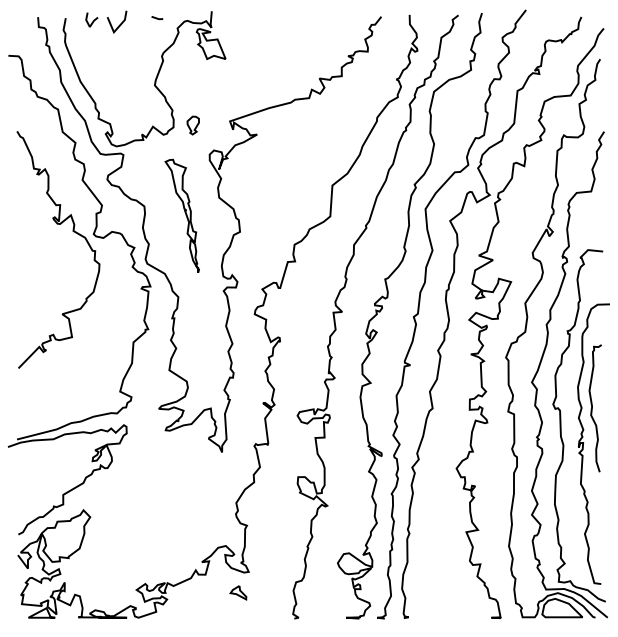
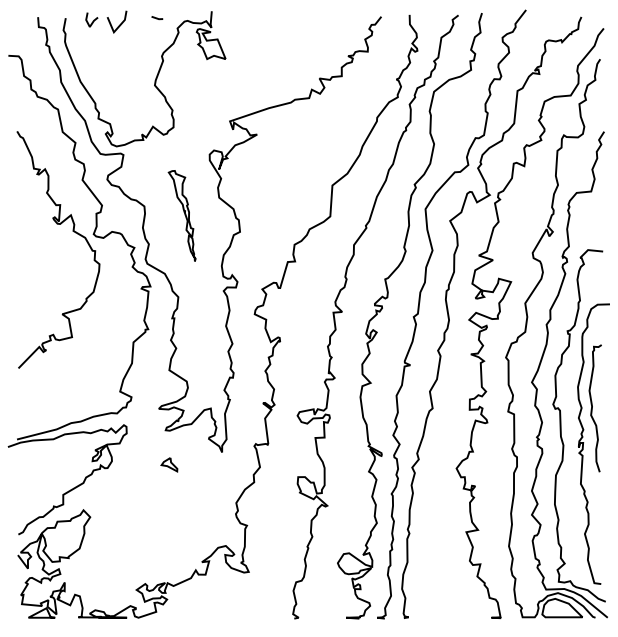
part: present -> none (192, 125)
part size: 36x115 px -> 30x92 px (181, 215)
part position: (238, 592) -> (169, 464) (169, 464)
